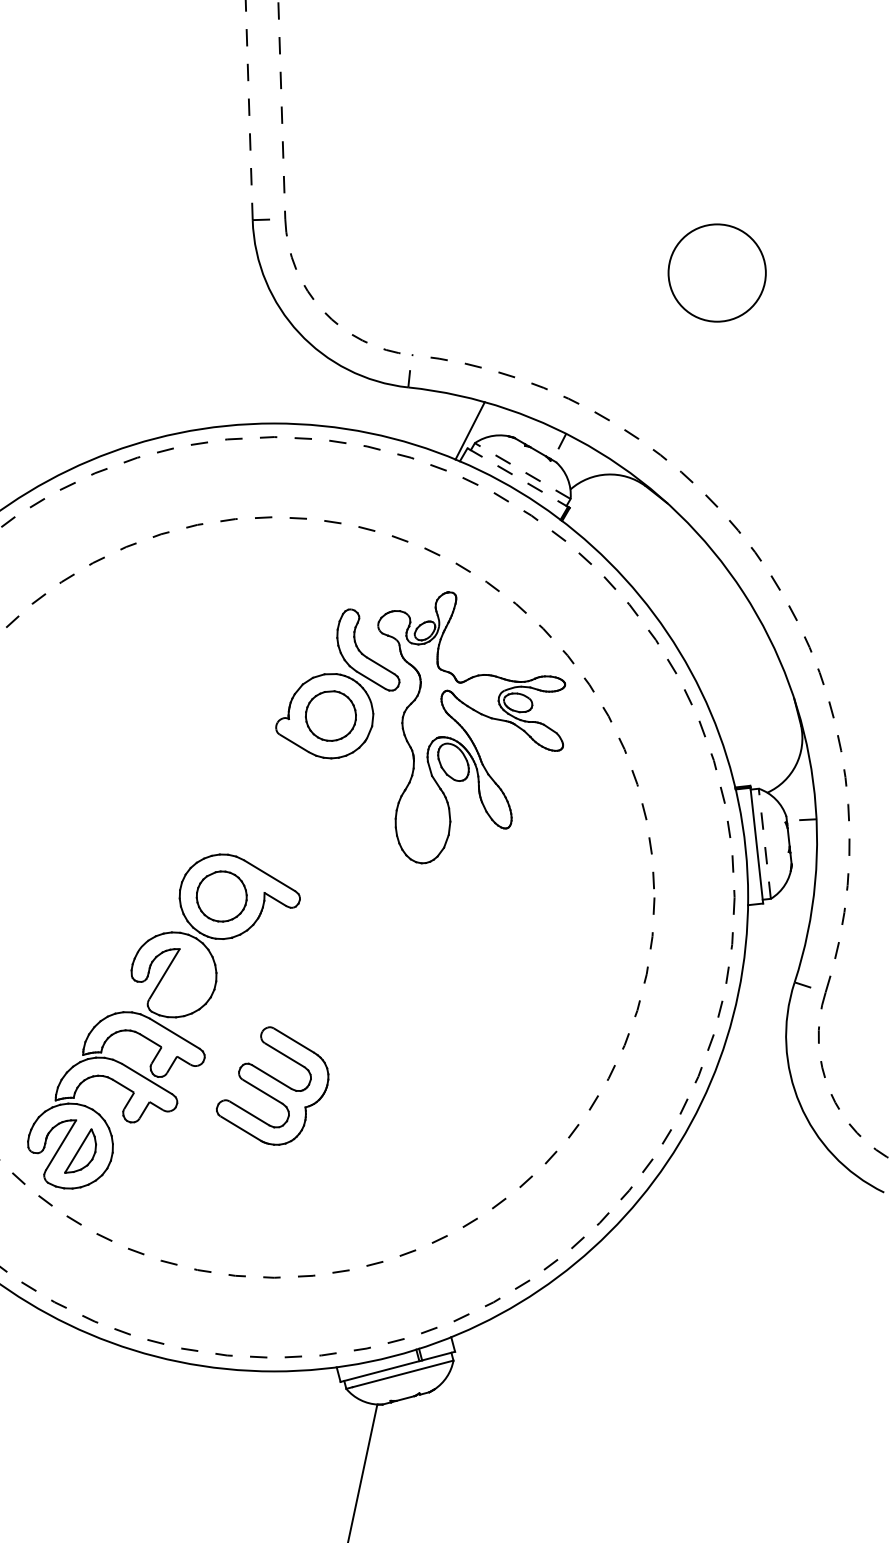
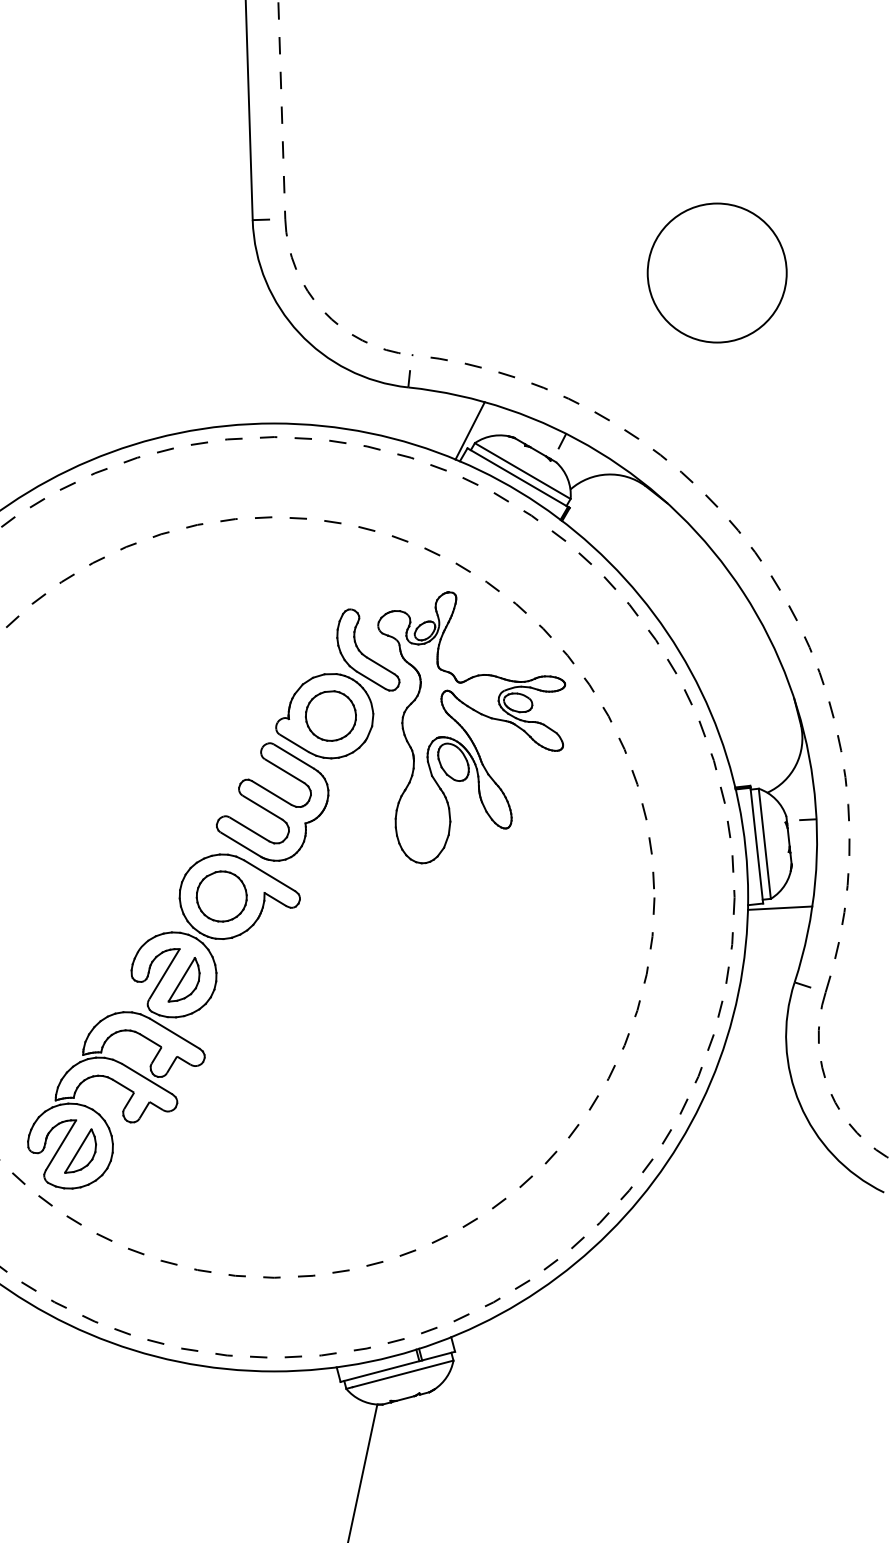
line: dashed -> solid (249, 110)
circle diameter: 97 px -> 139 px (716, 272)
line: dashed -> solid (522, 470)
line: dashed -> solid (518, 477)
line: dashed -> solid (764, 843)
line: none -> present (779, 907)
part: none -> present (183, 979)
part position: (272, 1085) -> (272, 801) (272, 801)
